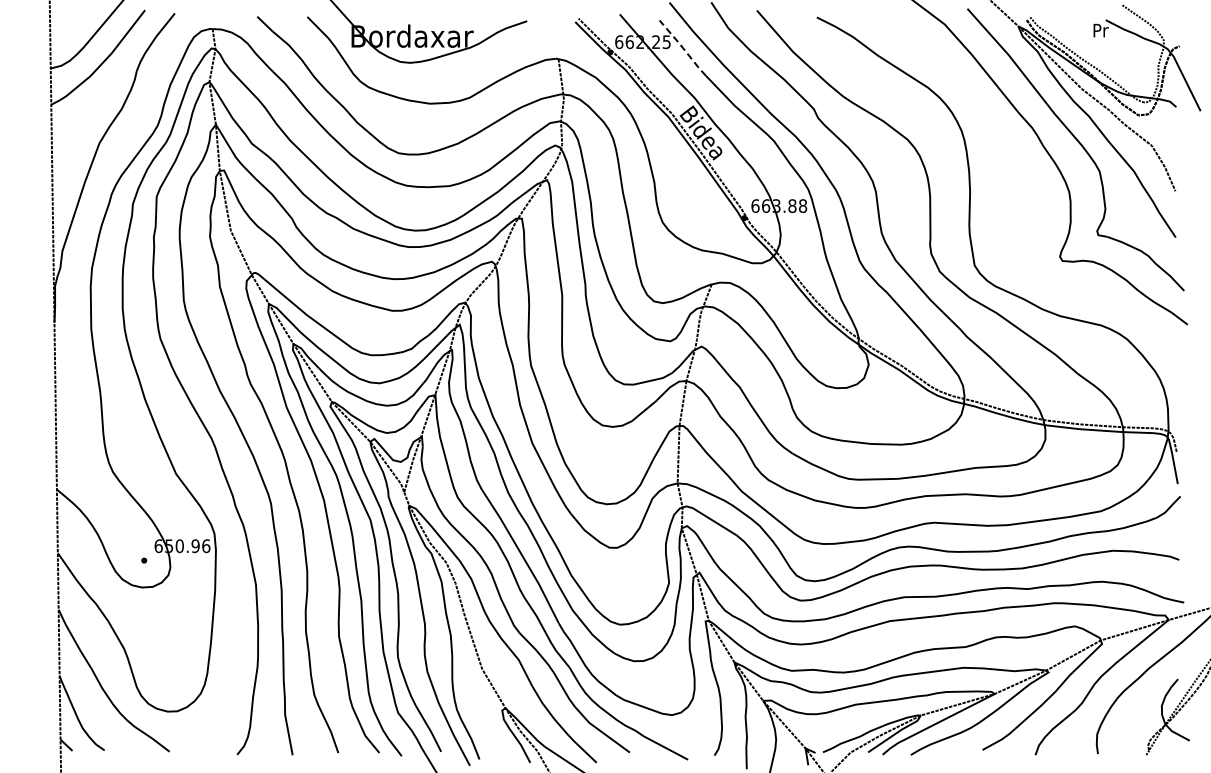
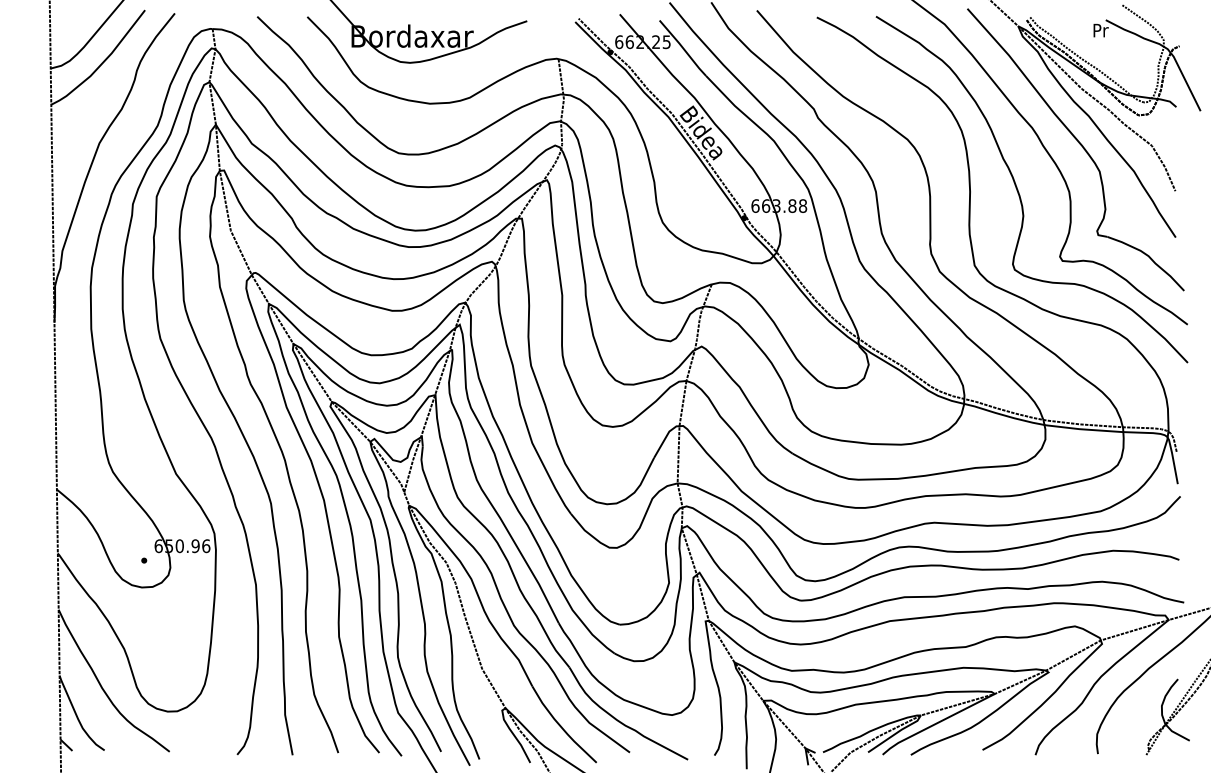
line: dashed -> solid (682, 47)
curve: none -> present (1019, 192)
